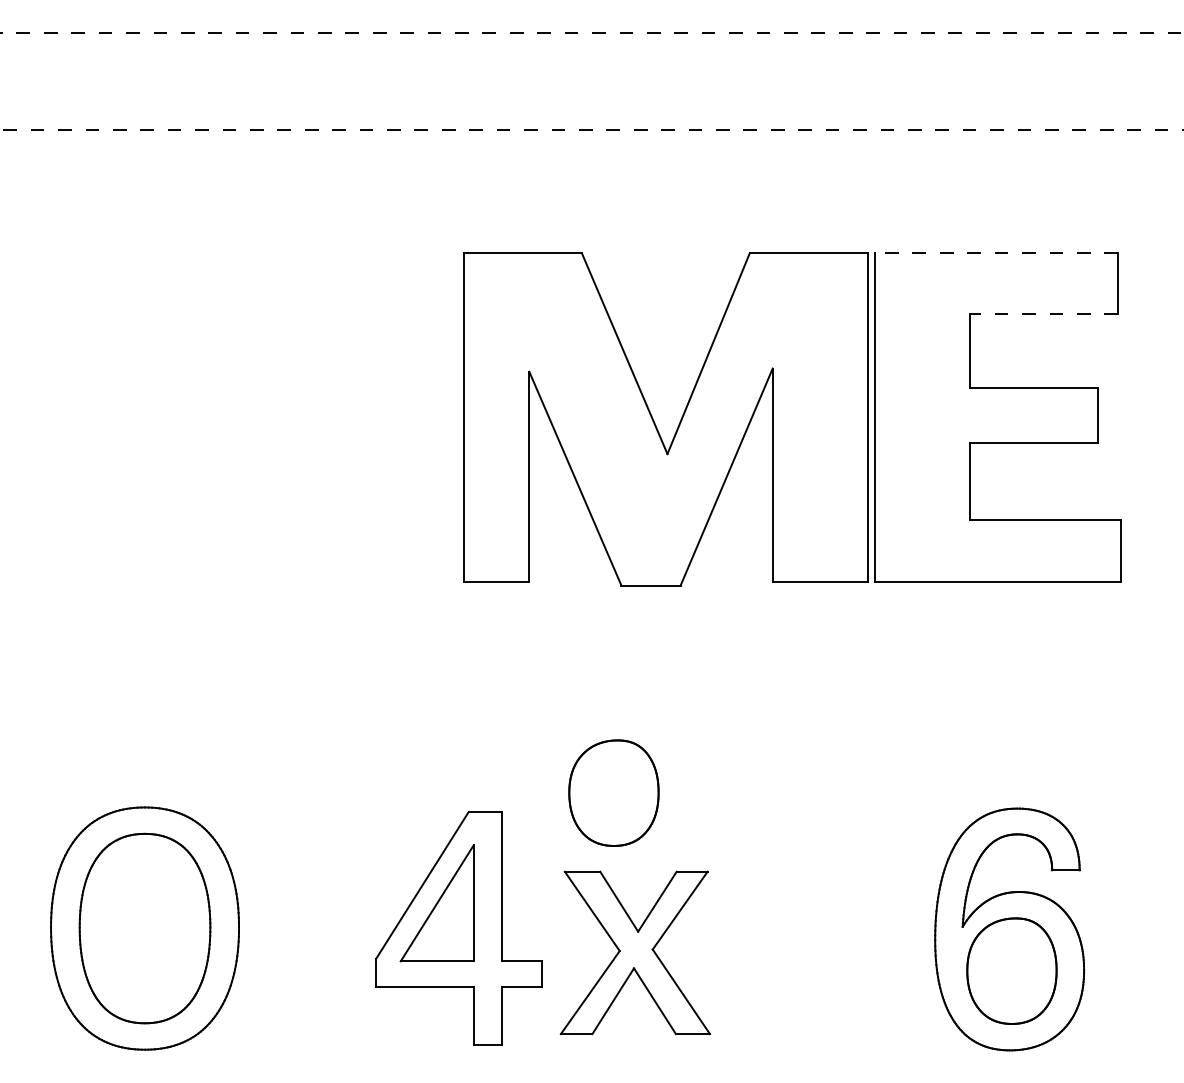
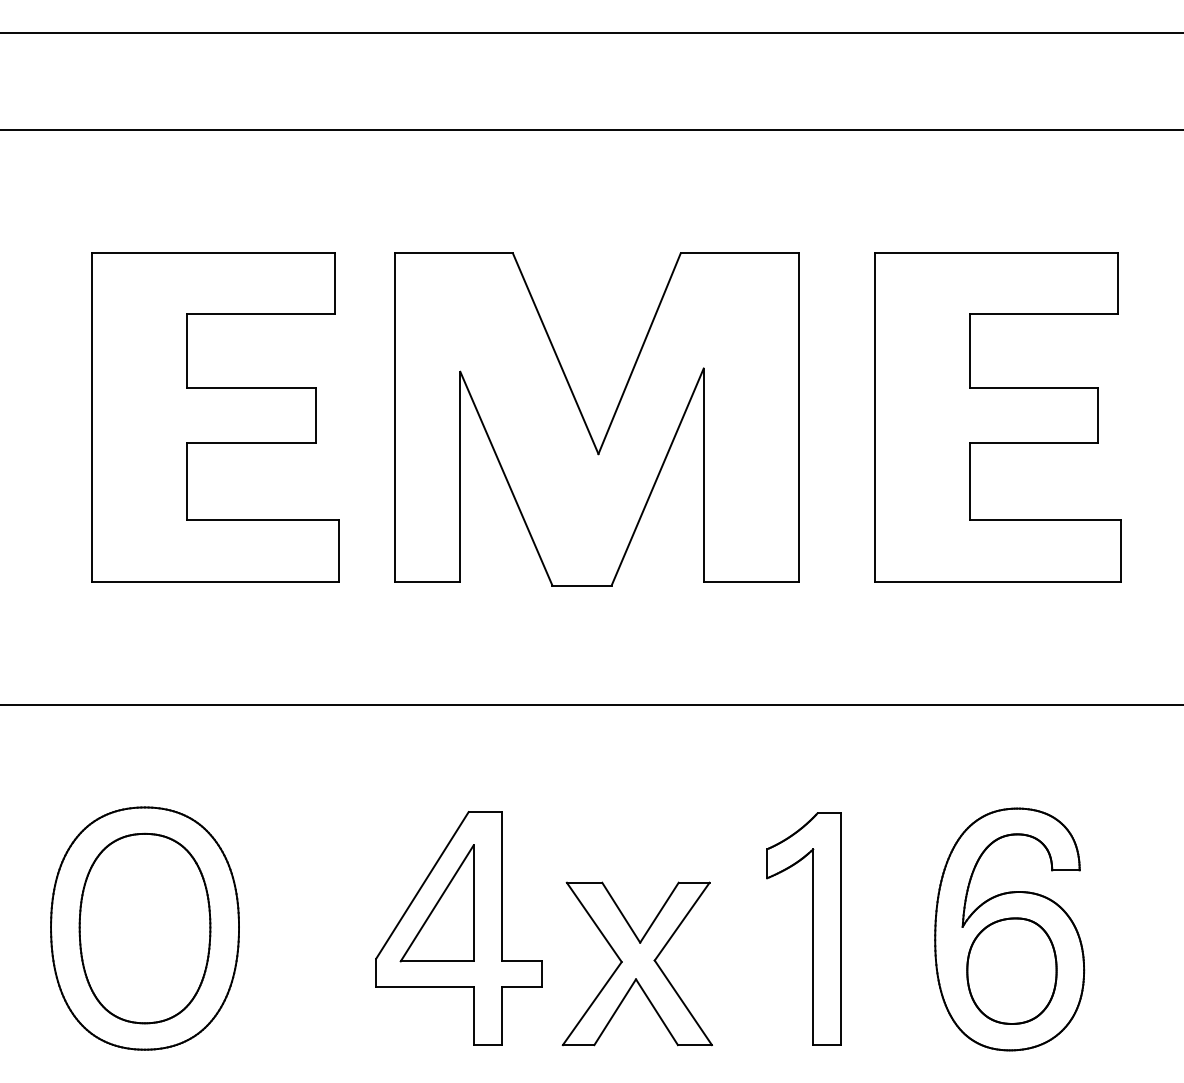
line: dashed -> solid (592, 32)
line: dashed -> solid (592, 129)
line: dashed -> solid (996, 253)
line: dashed -> solid (1044, 314)
part: none -> present (215, 417)
part position: (655, 423) -> (586, 423) (586, 423)
line: none -> present (591, 705)
part: present -> none (613, 792)
part: none -> present (812, 928)
part position: (634, 952) -> (636, 963) (636, 963)
